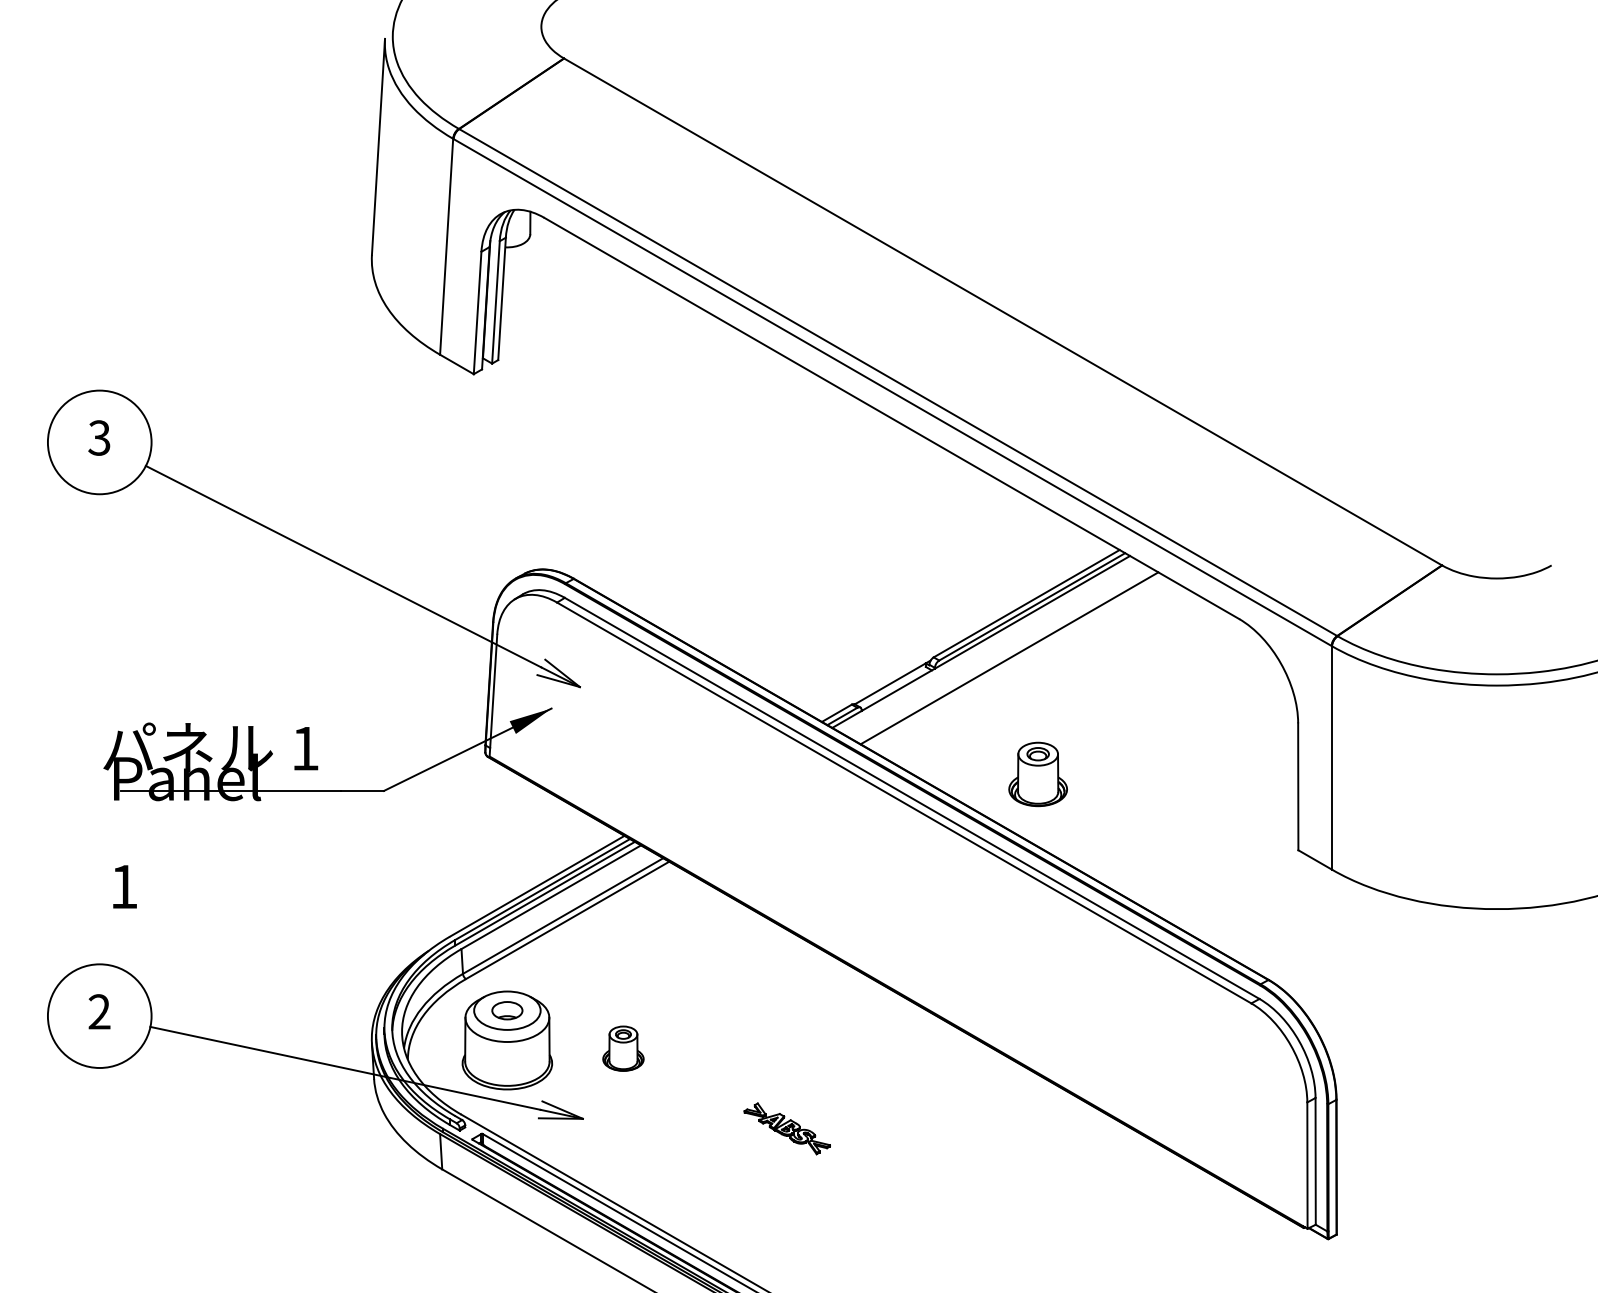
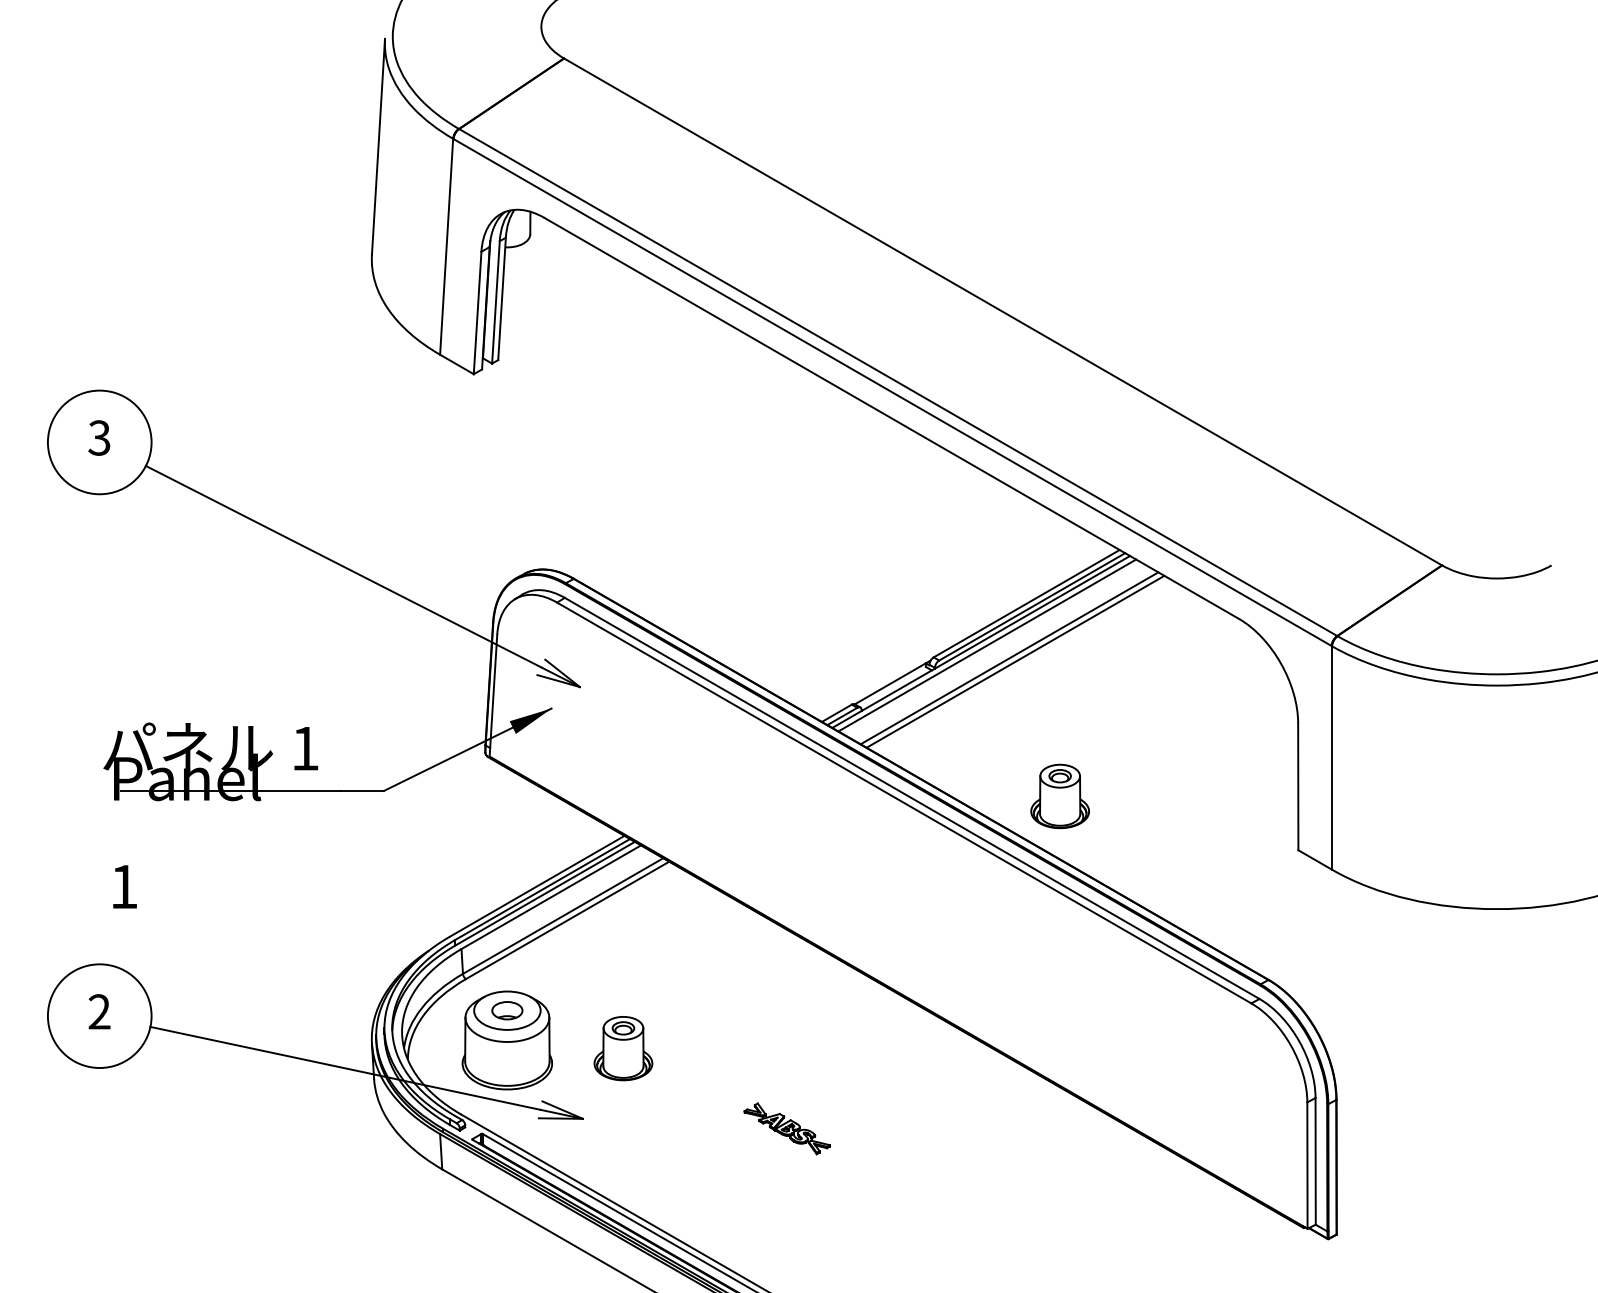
line: none -> present (987, 645)
line: none -> present (1015, 661)
part position: (1037, 774) -> (1059, 796) (1059, 796)
part size: 43x47 px -> 61x66 px (623, 1048)
